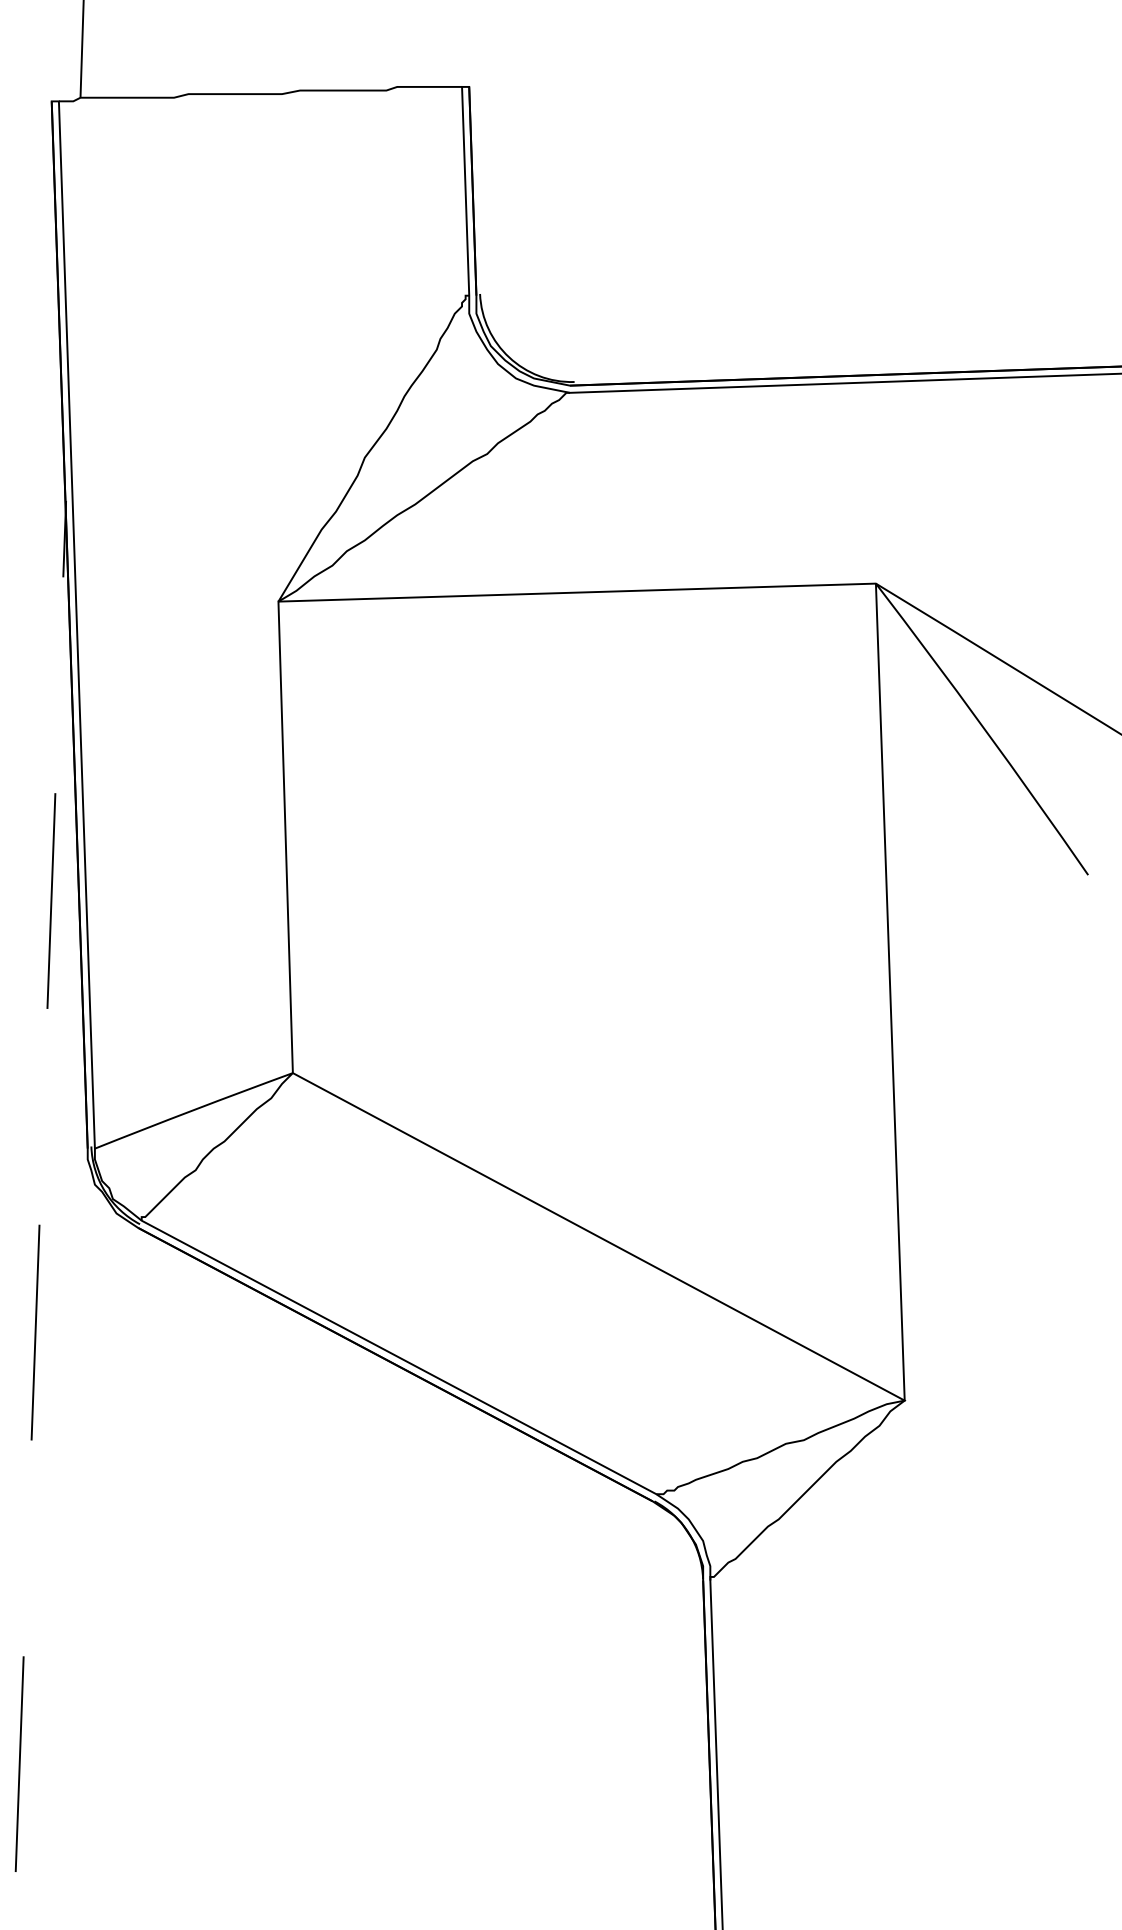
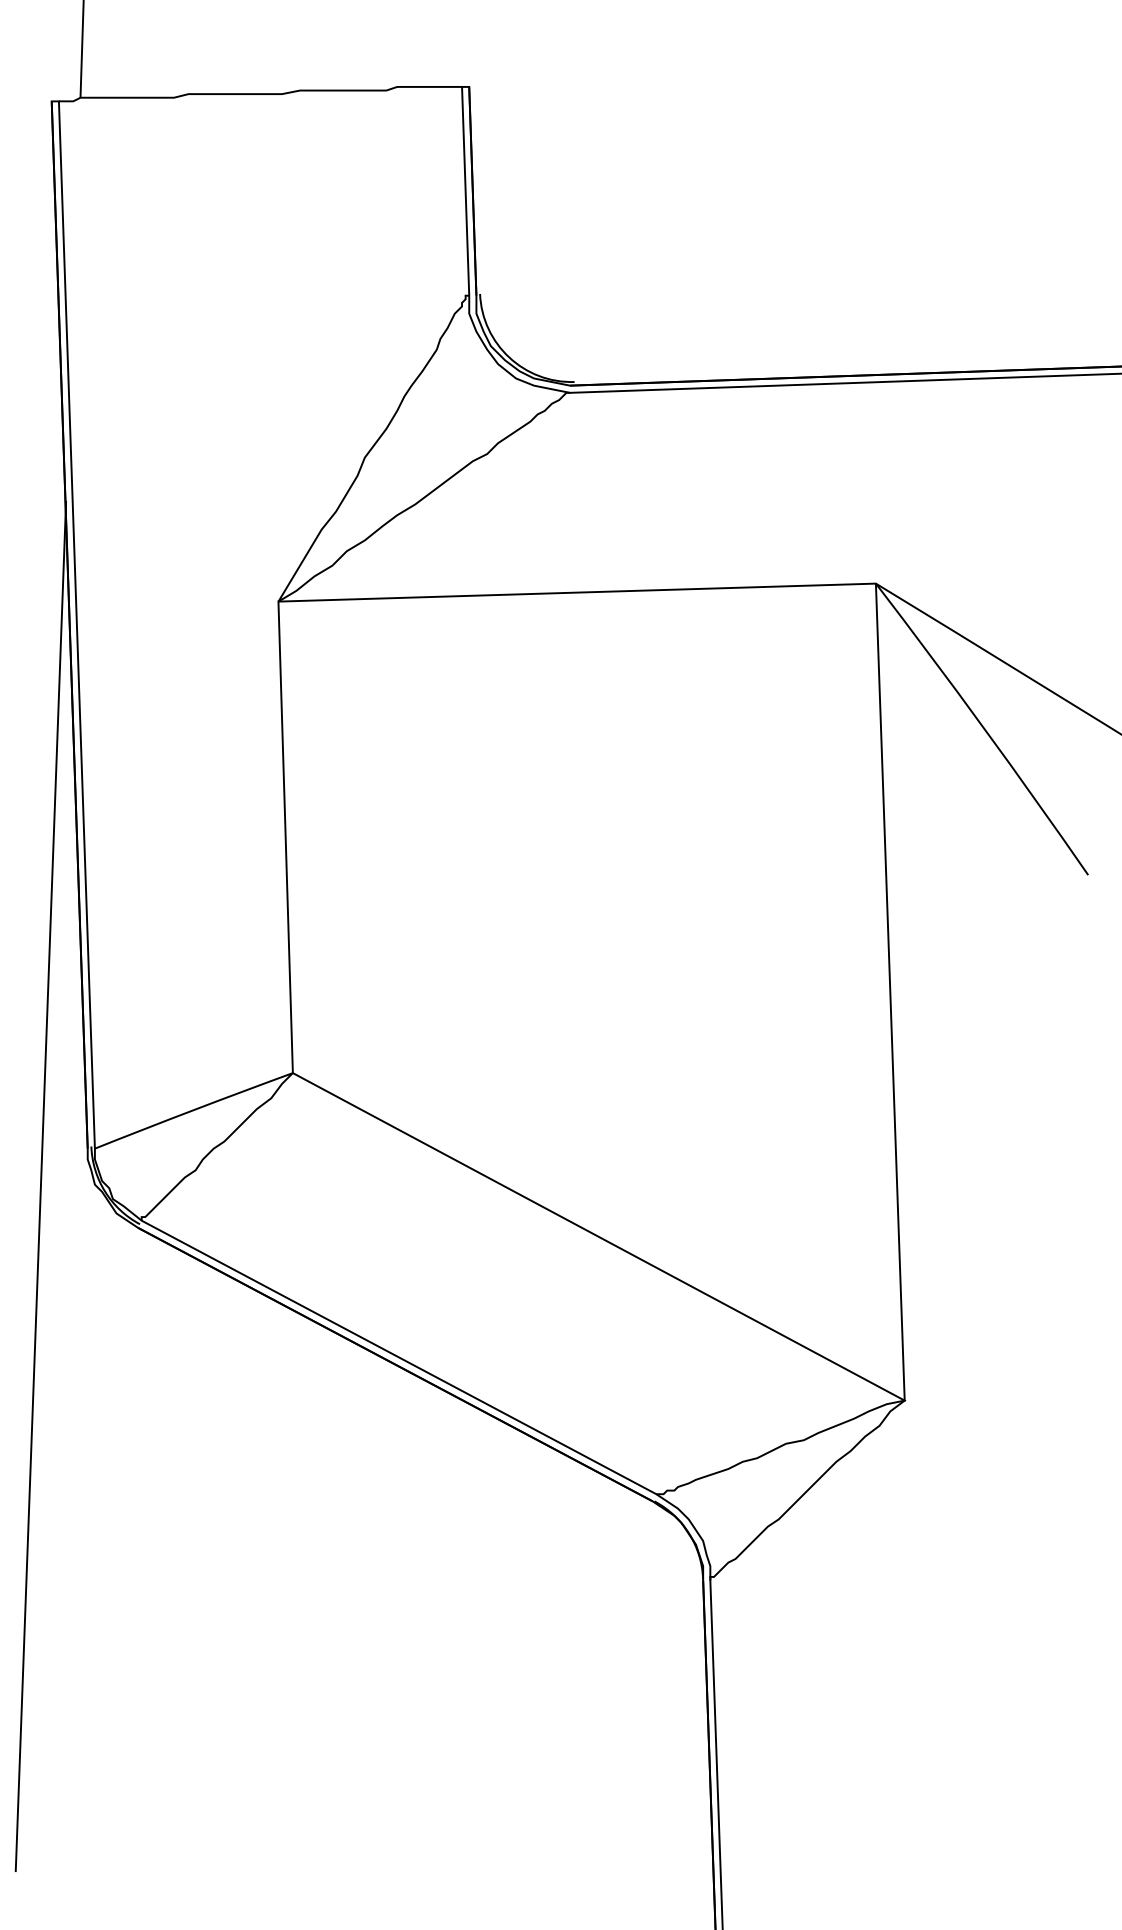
line: dashed -> solid (40, 1185)
